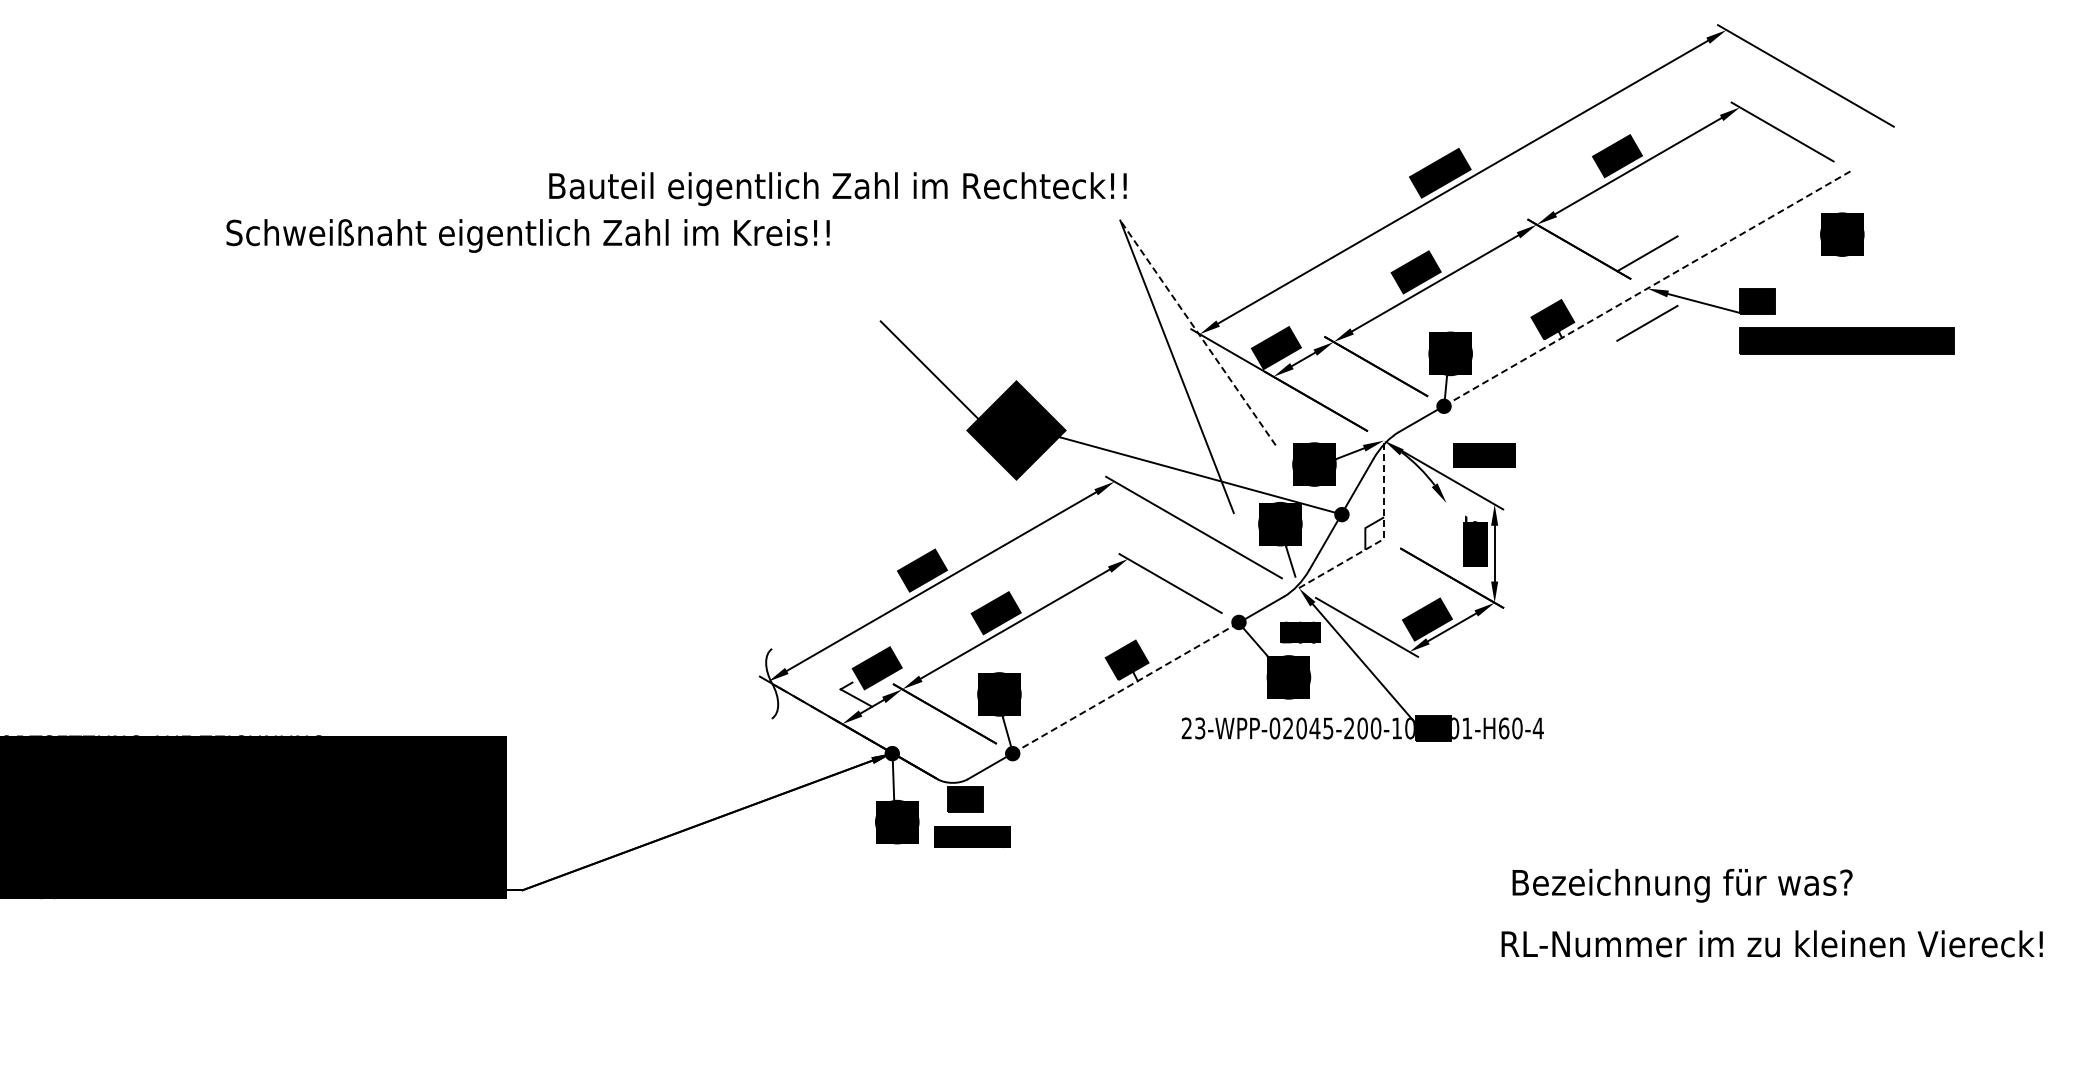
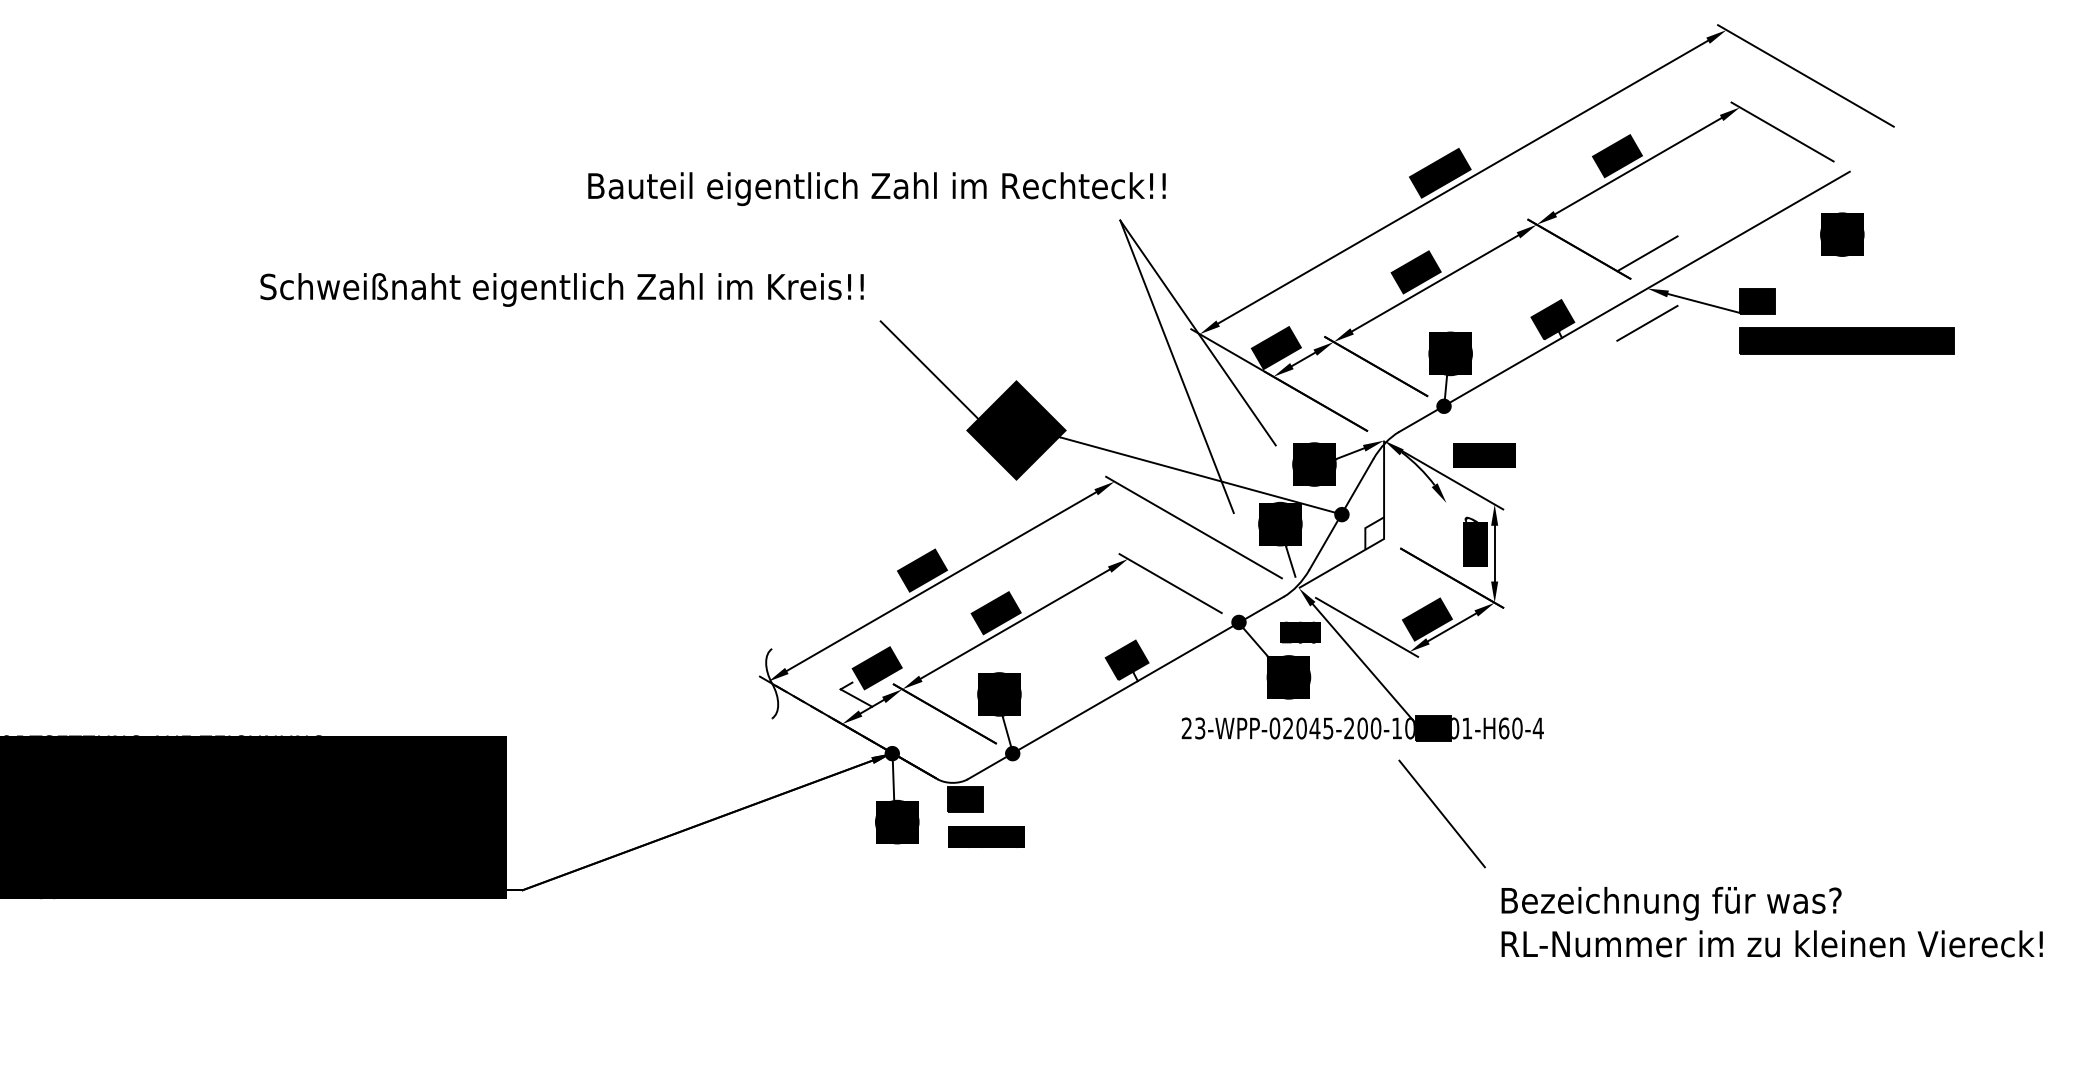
text position: (837, 189) -> (876, 189) (876, 189)
text position: (527, 235) -> (561, 289) (561, 289)
line: dashed -> solid (1647, 288)
line: dashed -> solid (1198, 332)
text: 235 -> 179 (1471, 518)
line: dashed -> solid (1384, 538)
line: dashed -> solid (1126, 687)
line: none -> present (1441, 813)
text position: (972, 836) -> (986, 836) (986, 836)
text position: (1682, 885) -> (1671, 903) (1671, 903)
